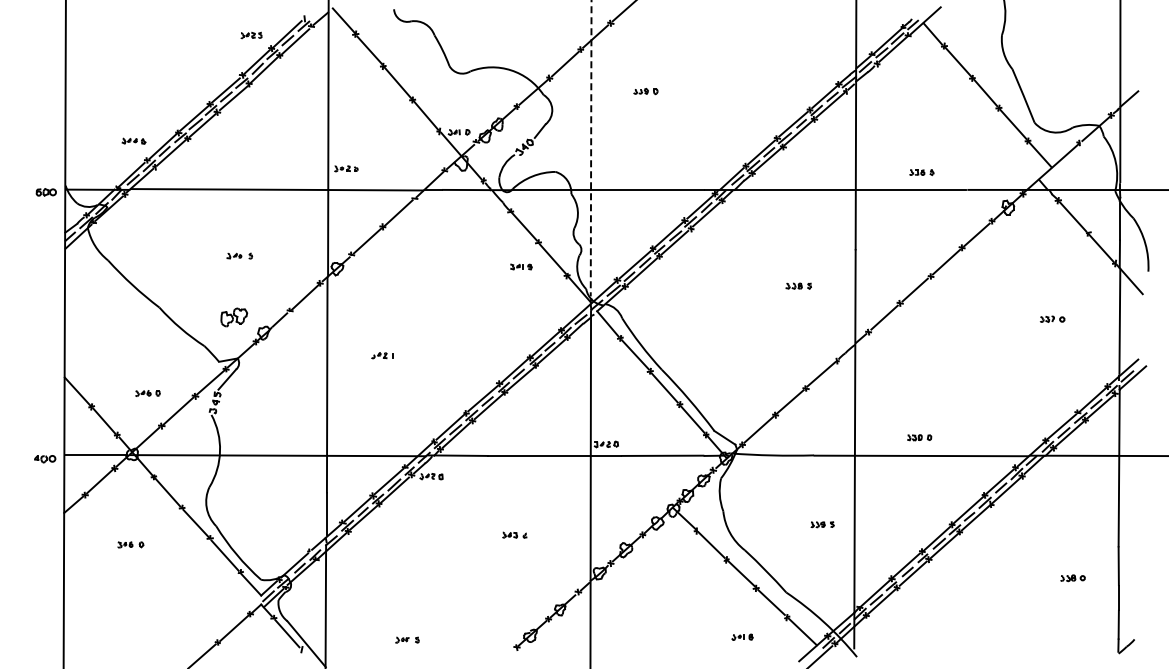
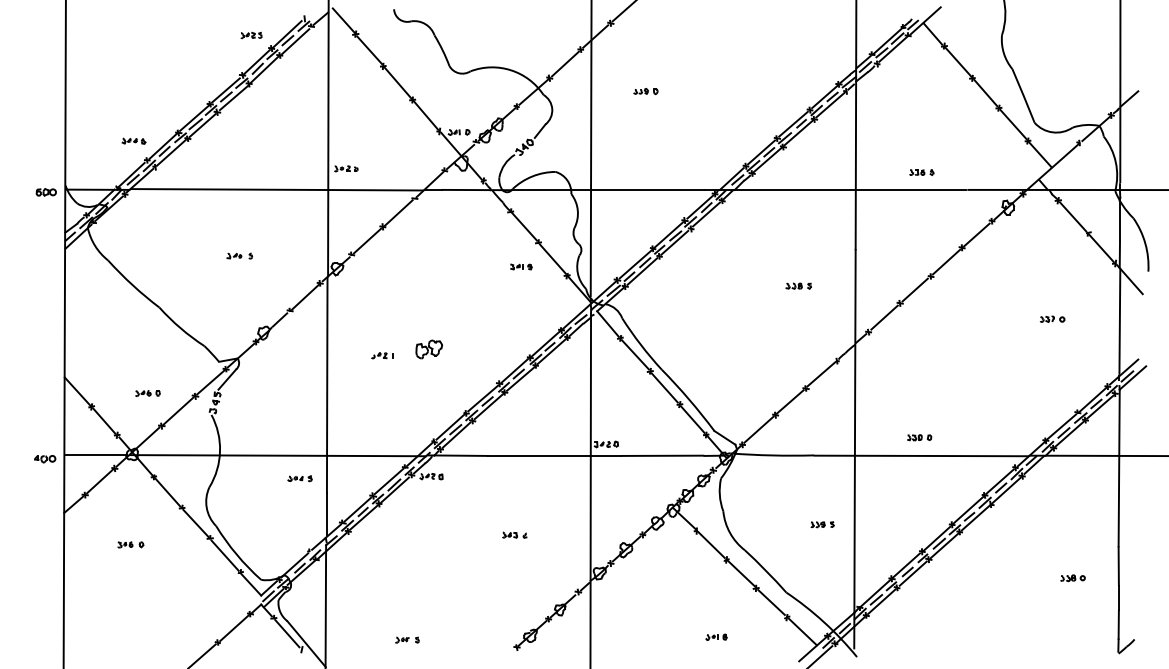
line: dashed -> solid (591, 148)
part position: (234, 317) -> (429, 349) (429, 349)
part: none -> present (299, 478)
part position: (742, 636) -> (716, 636) (716, 636)
